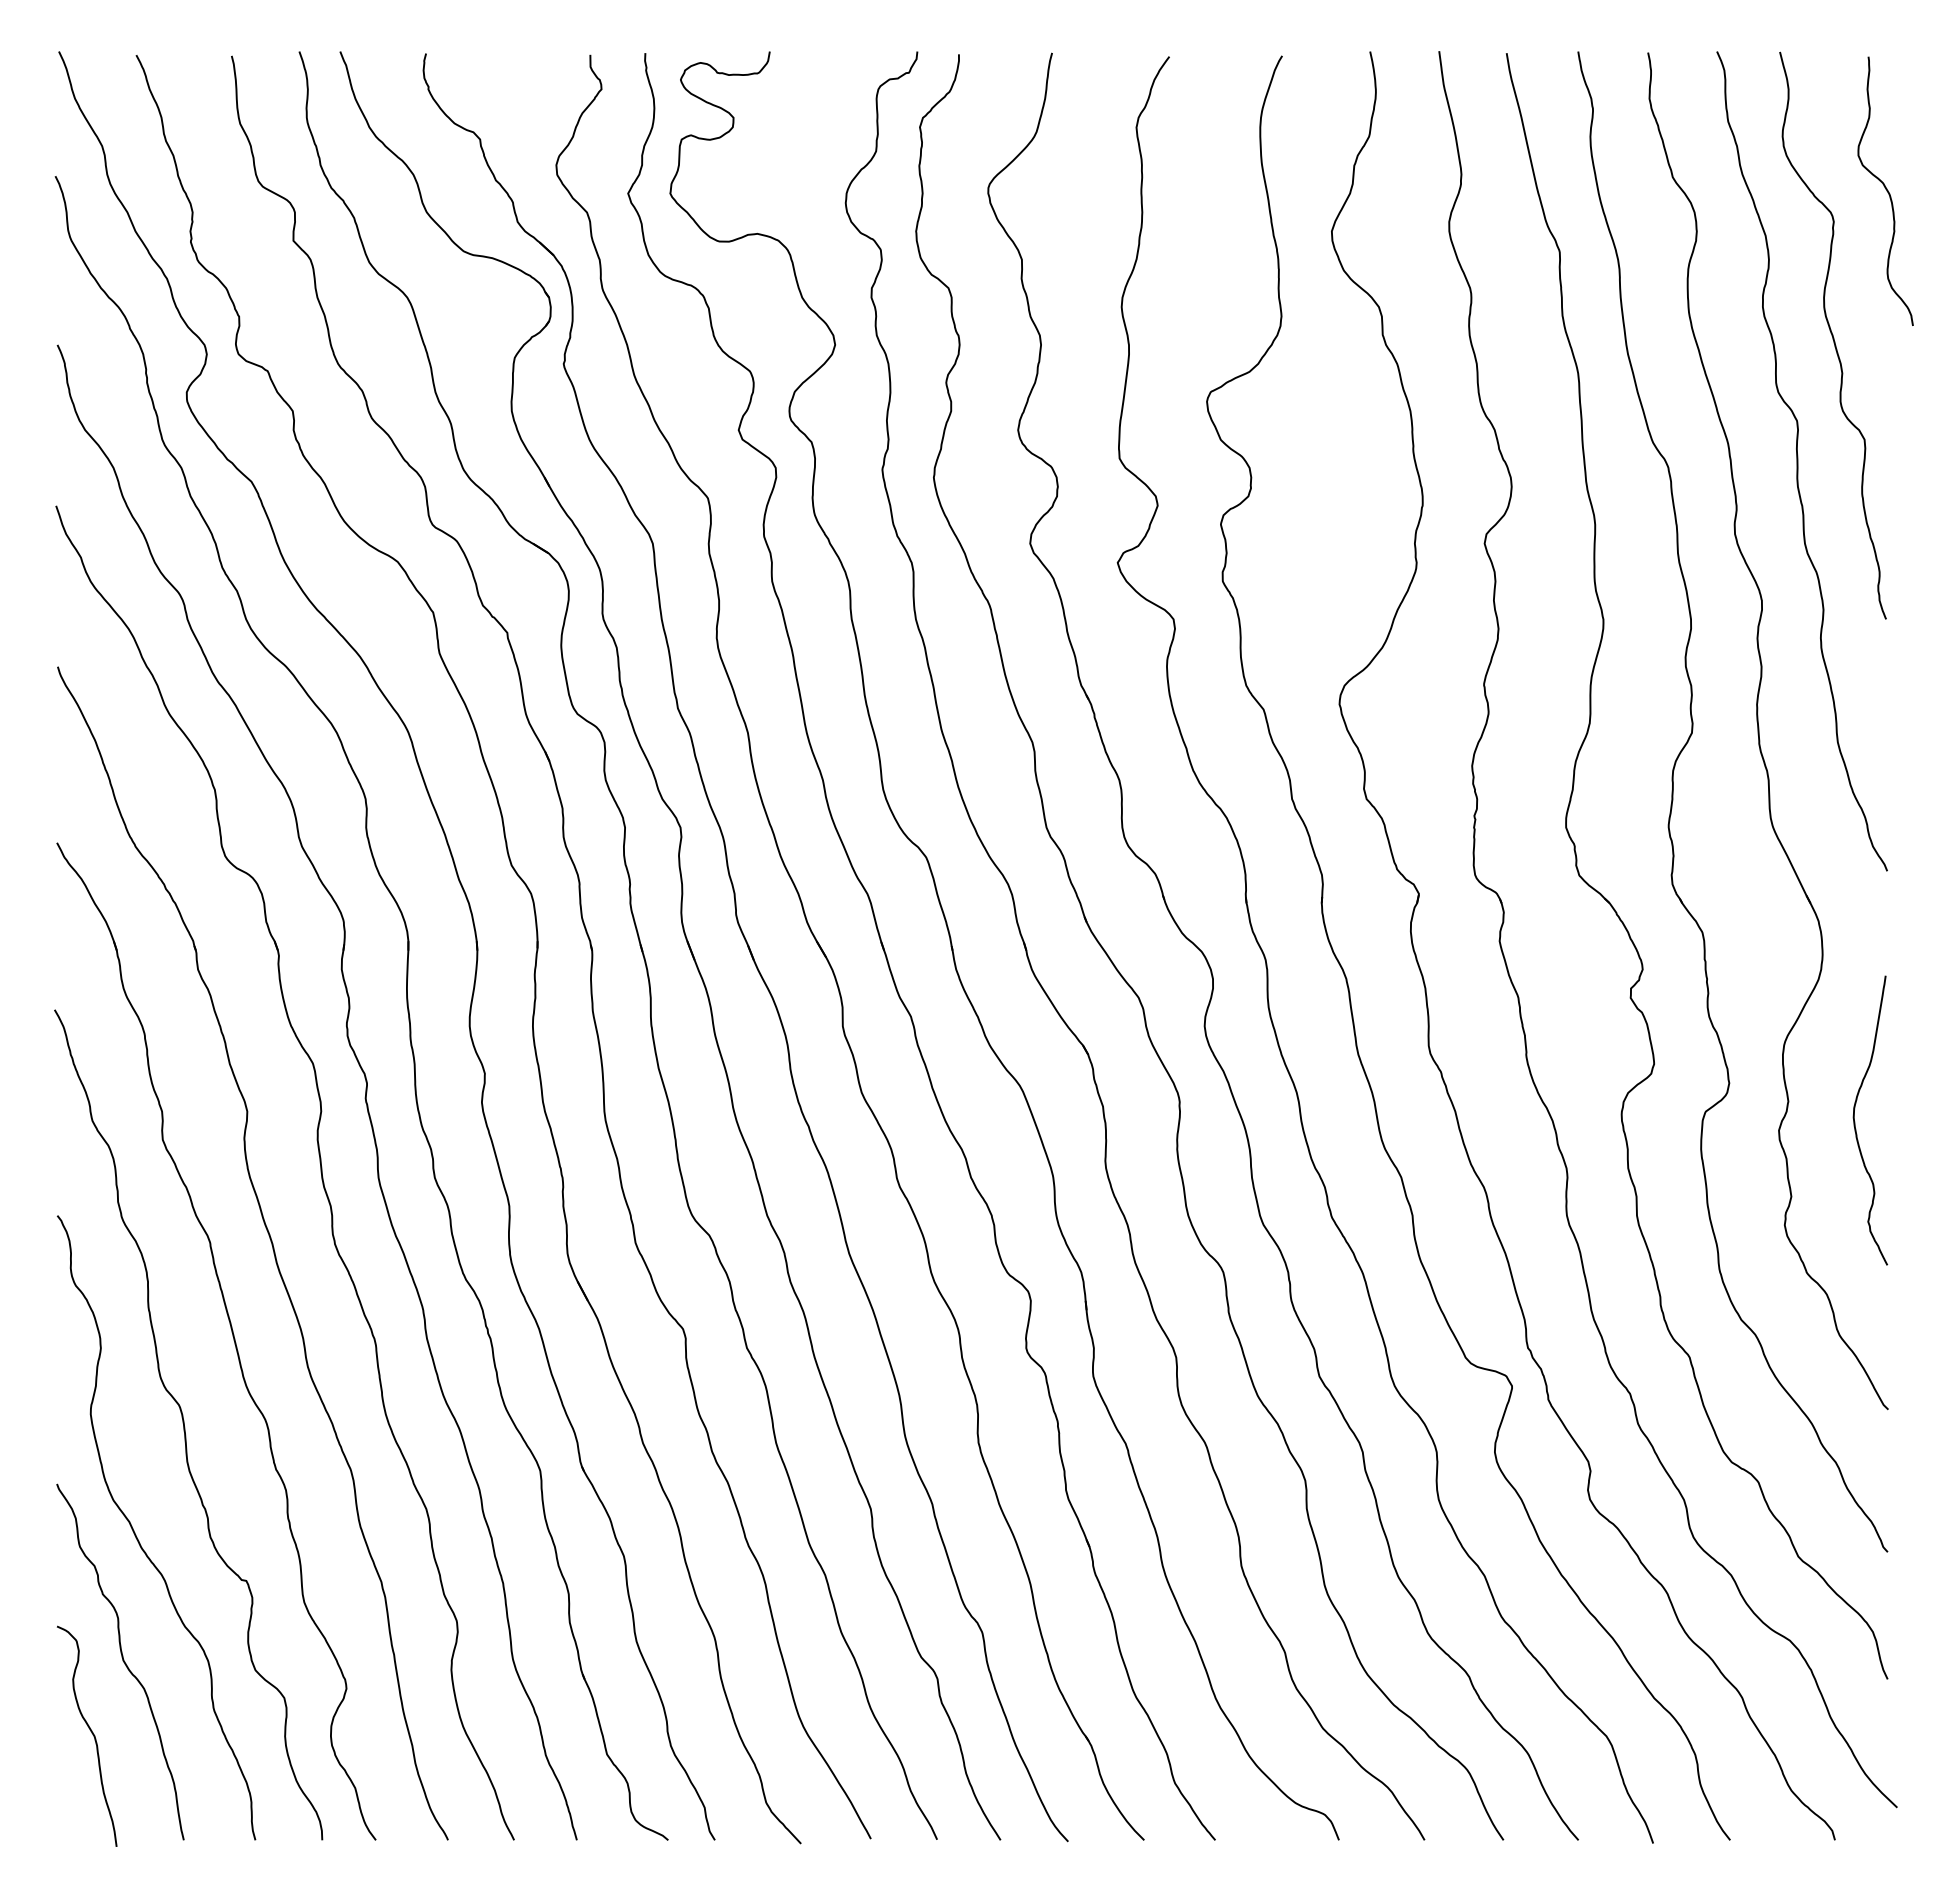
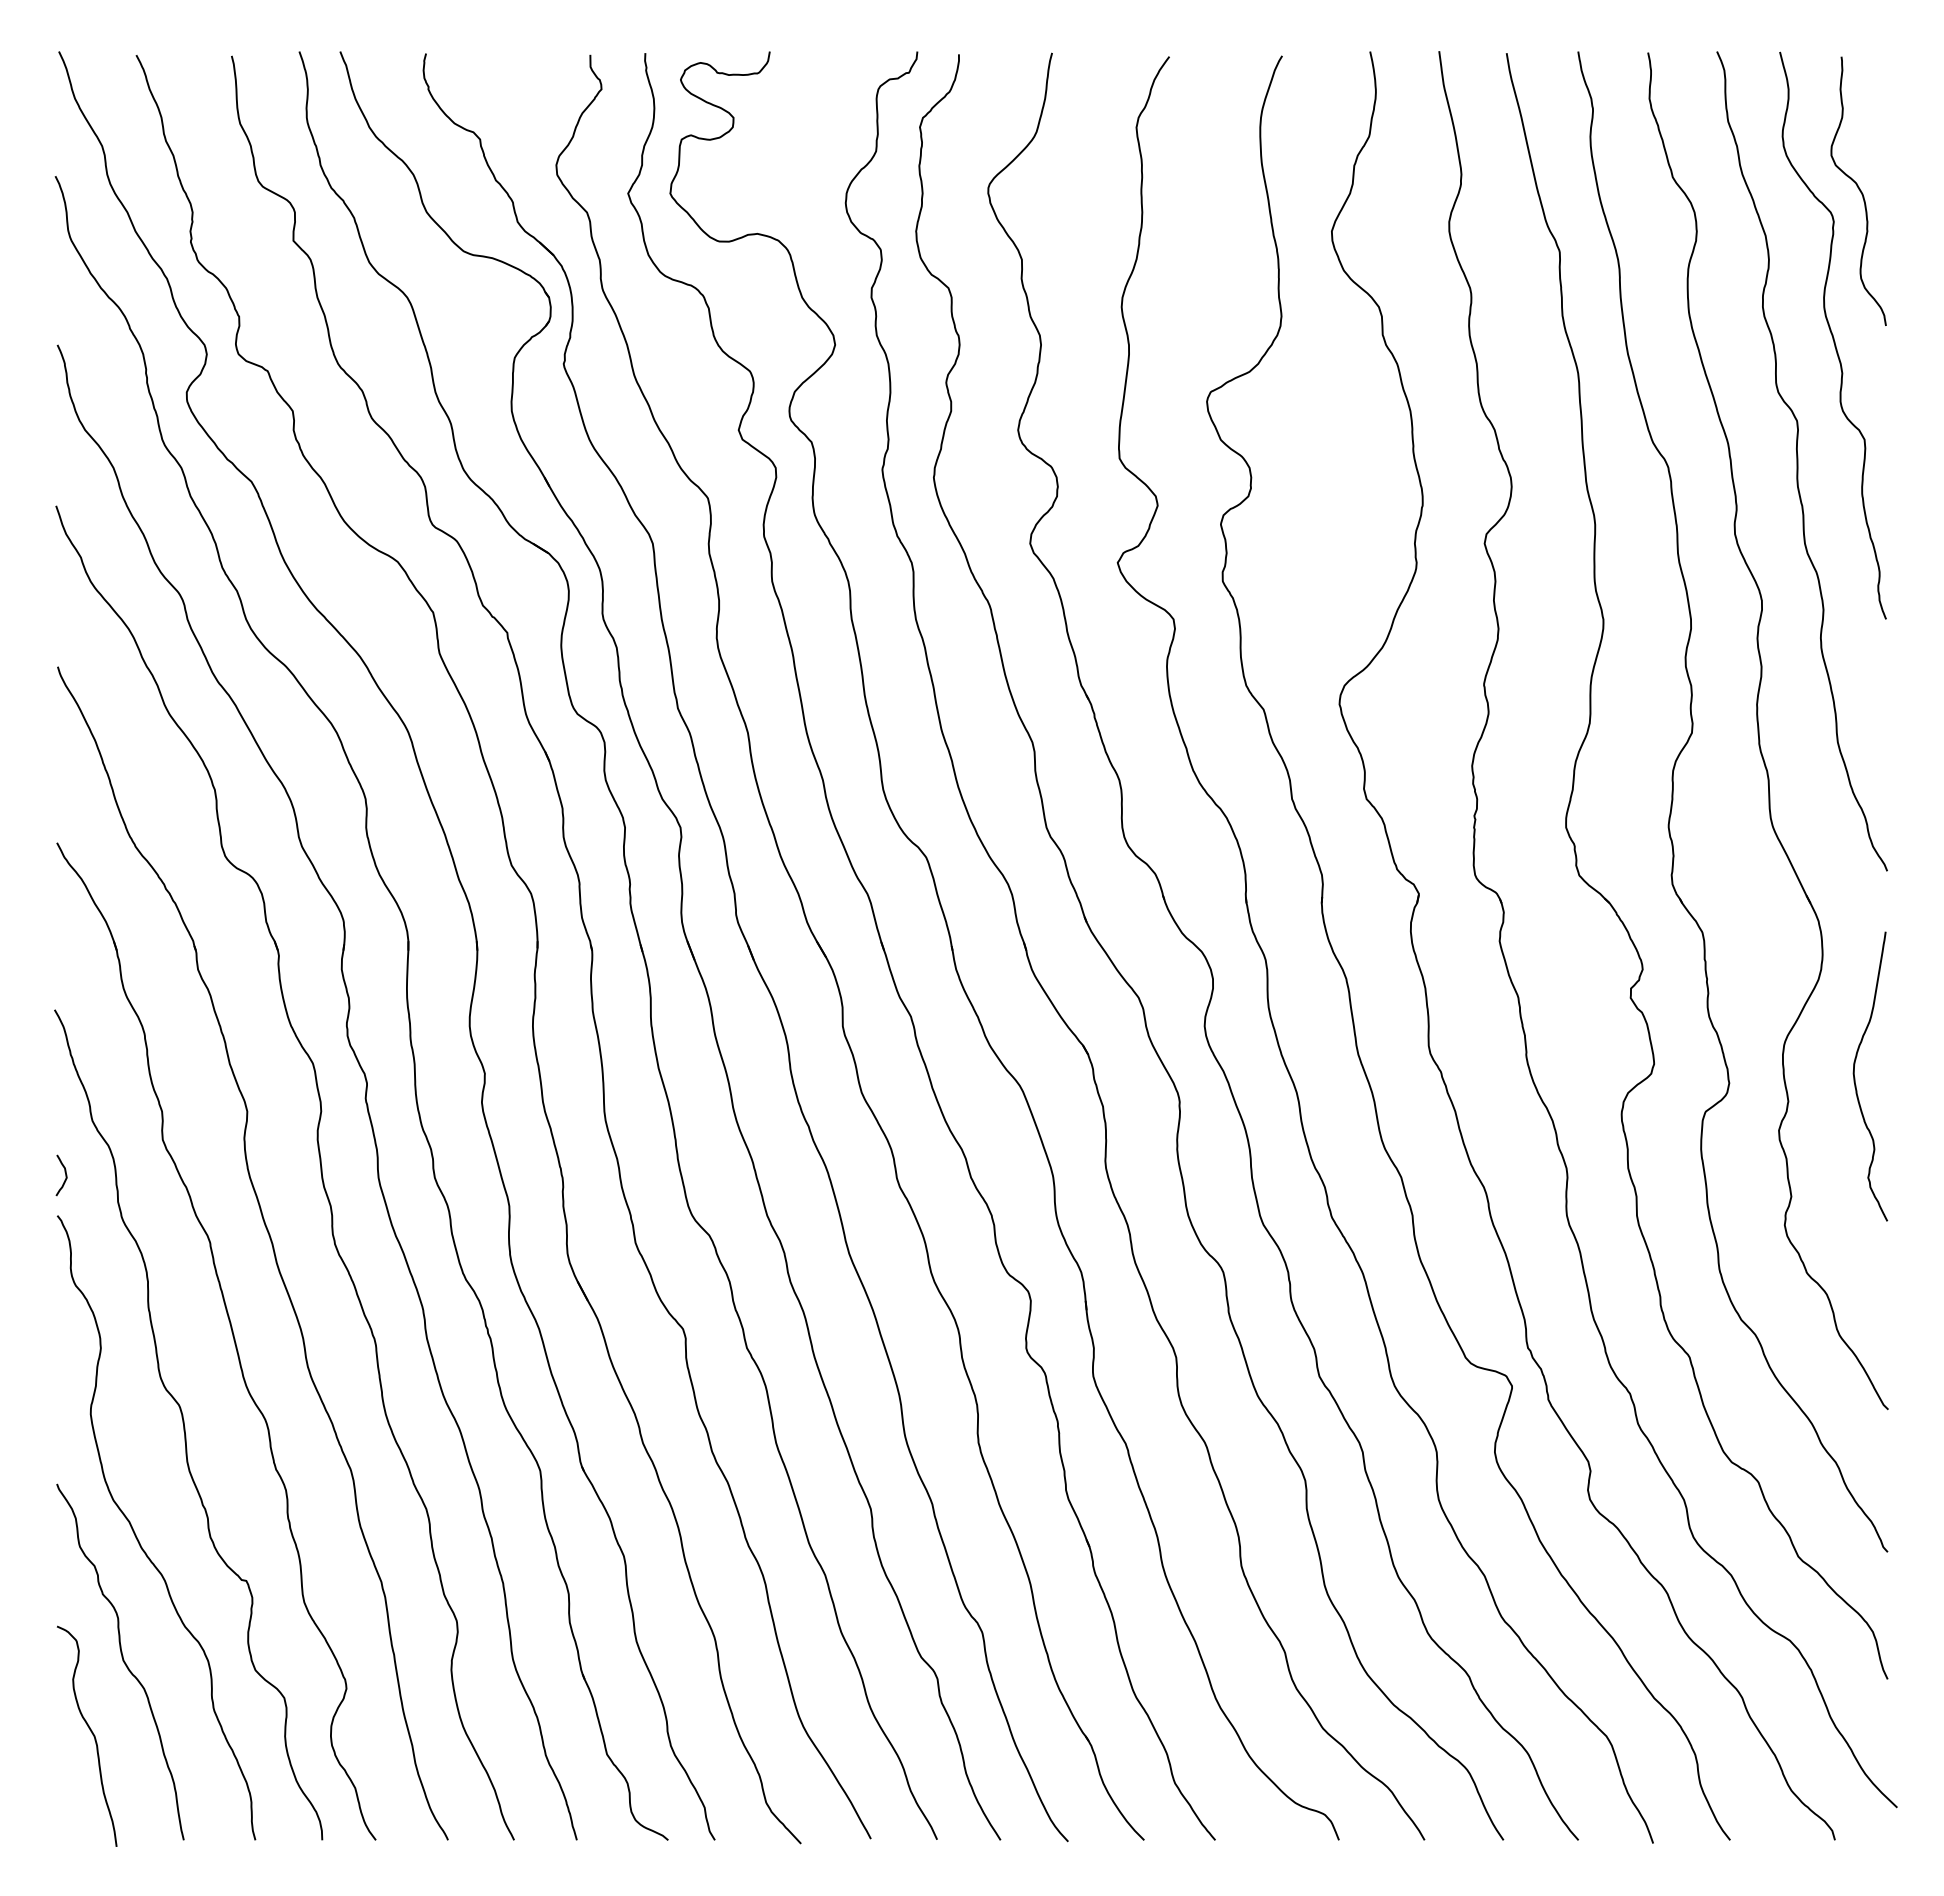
curve position: (1885, 189) -> (1858, 189) (1858, 189)
curve position: (1855, 1121) -> (1855, 1077) (1855, 1077)
curve: none -> present (65, 1175)
